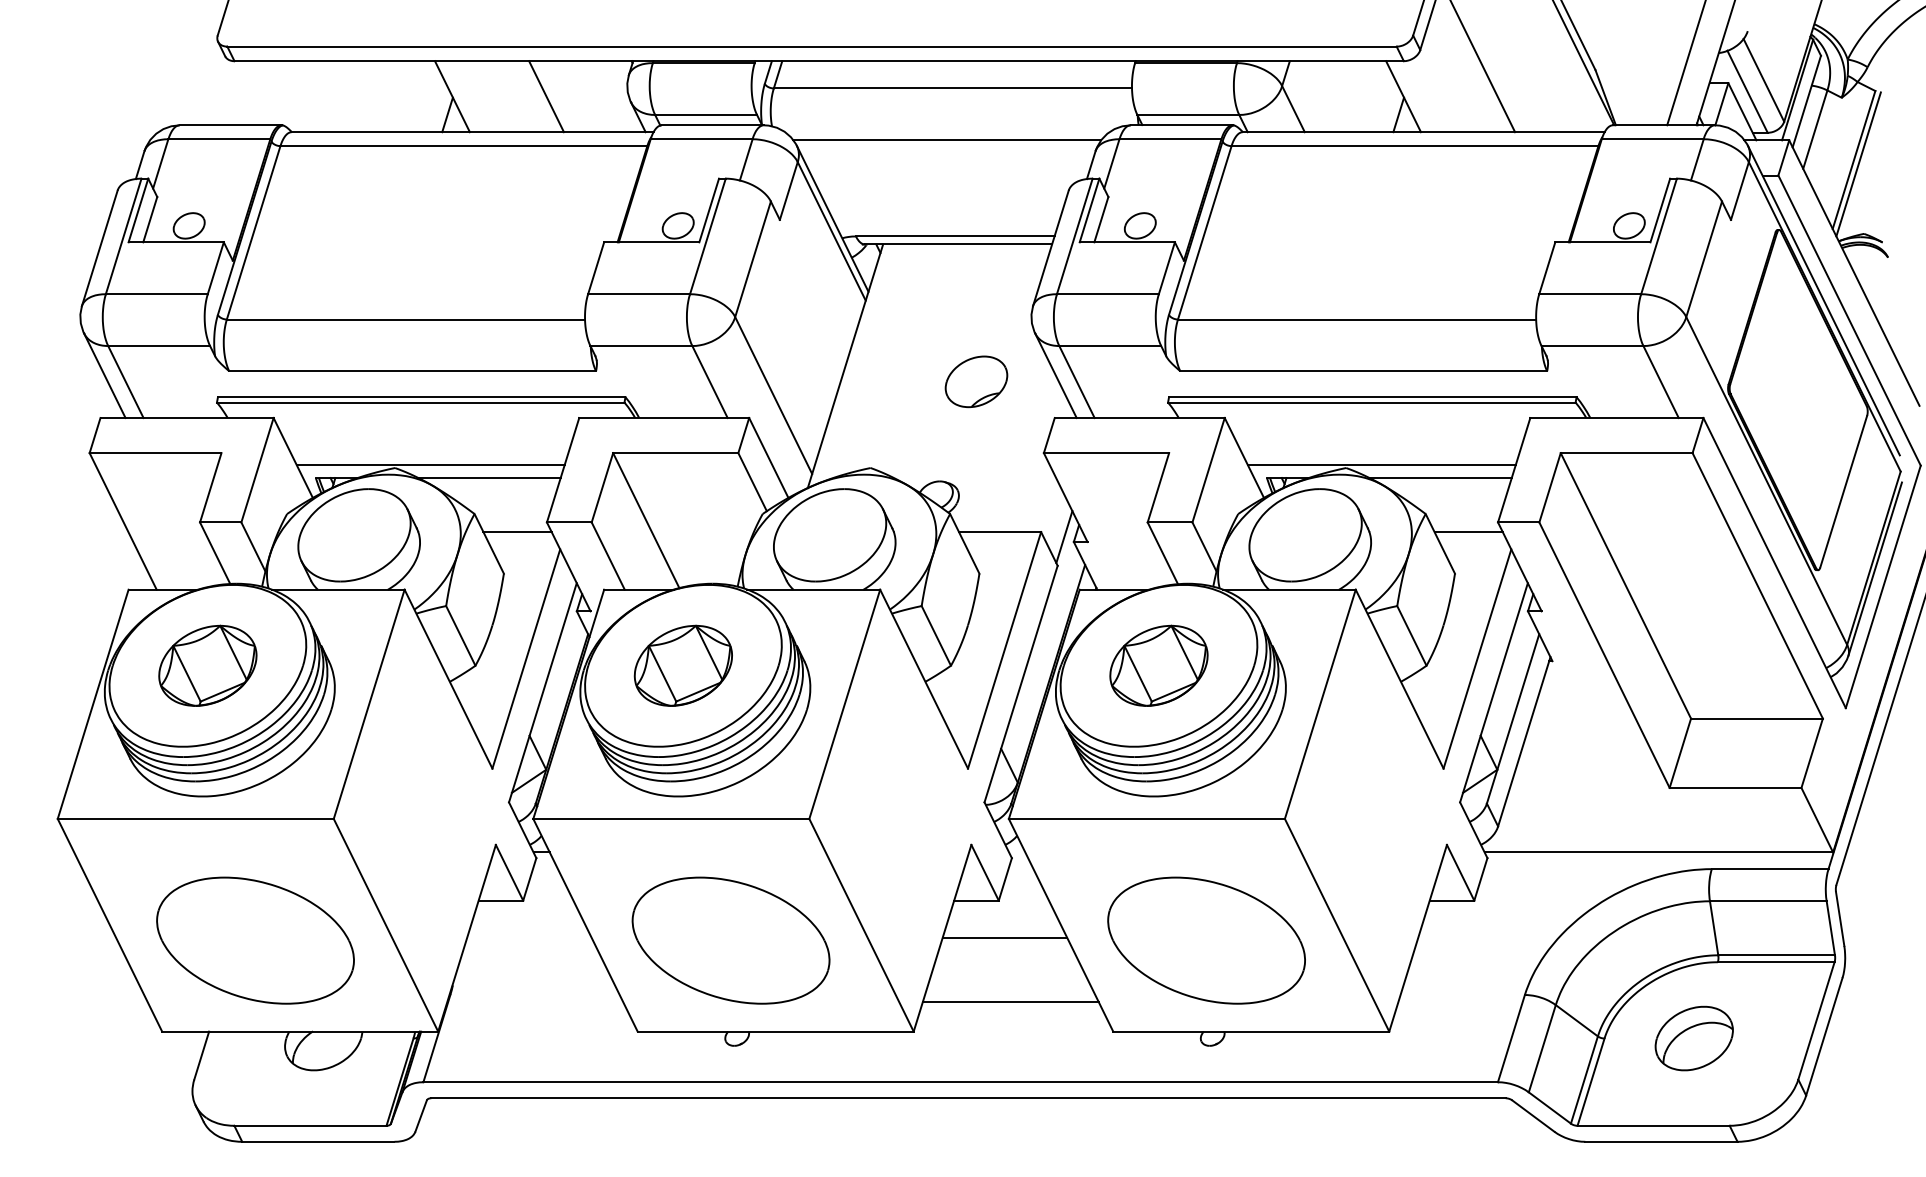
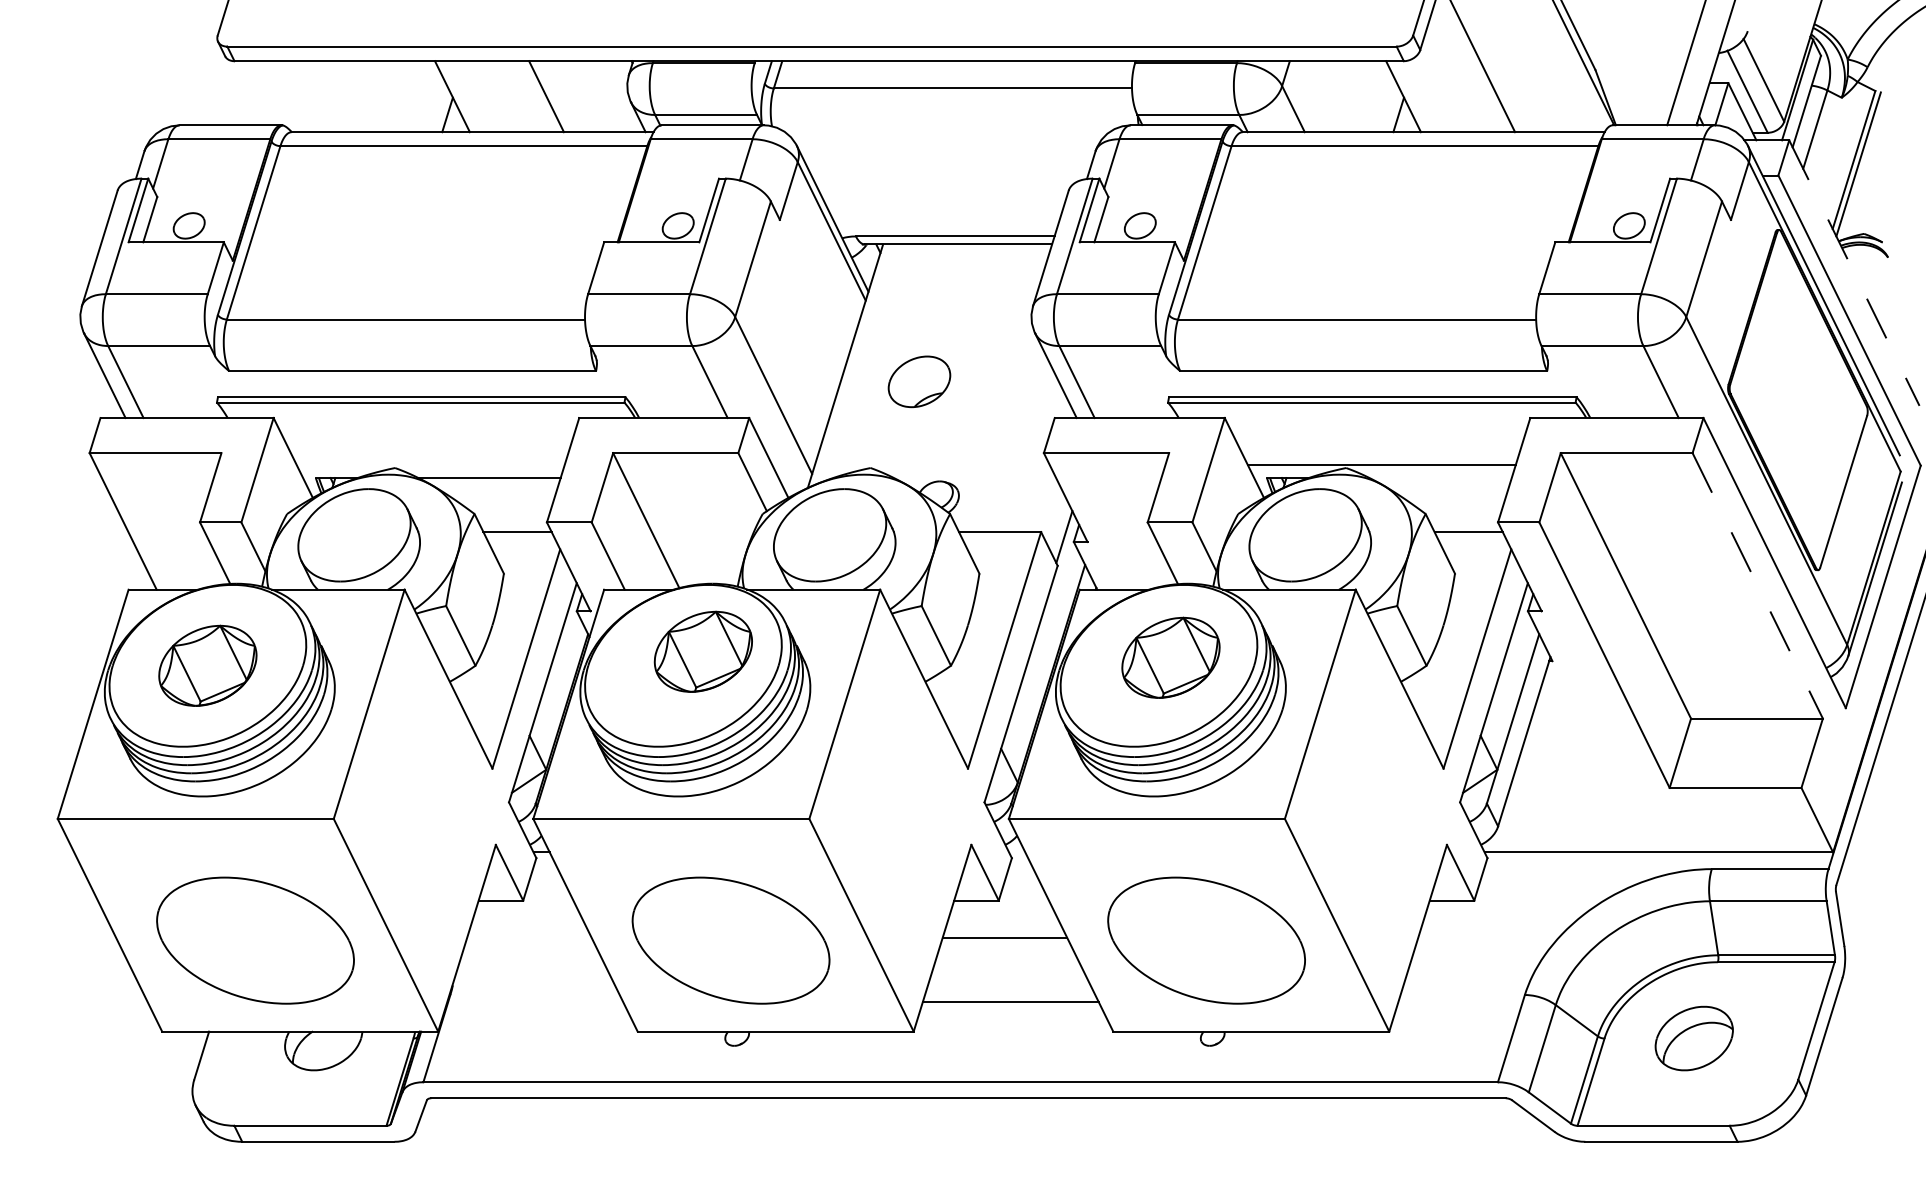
line: present -> none (947, 140)
line: solid -> dashed (1854, 273)
part position: (976, 381) -> (919, 381) (919, 381)
line: present -> none (430, 465)
line: present -> none (1440, 478)
line: solid -> dashed (1757, 585)
part position: (682, 665) -> (702, 651) (702, 651)
part position: (1158, 665) -> (1170, 657) (1170, 657)
